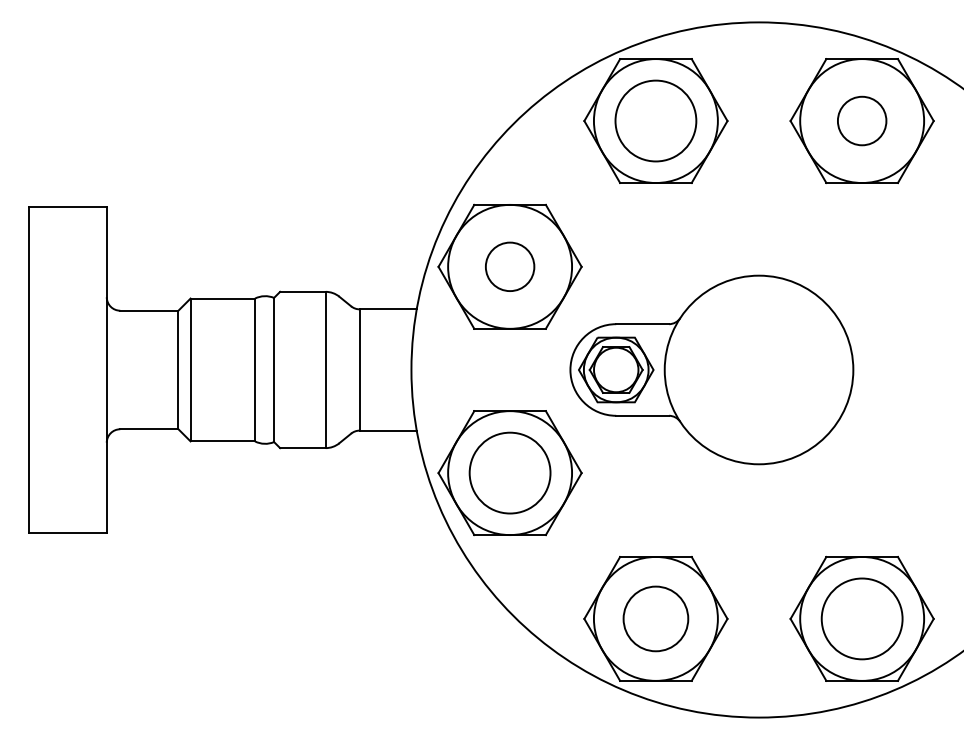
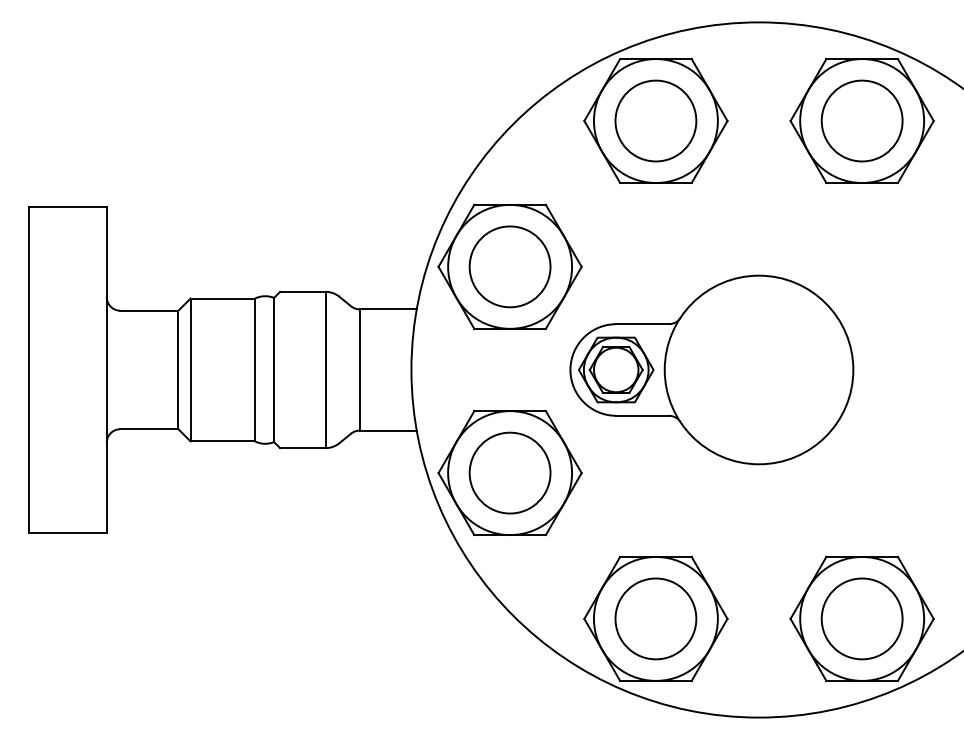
circle diameter: 49 px -> 81 px (861, 120)
circle diameter: 49 px -> 81 px (509, 266)
circle size: 68x68 px -> 84x84 px (655, 618)
